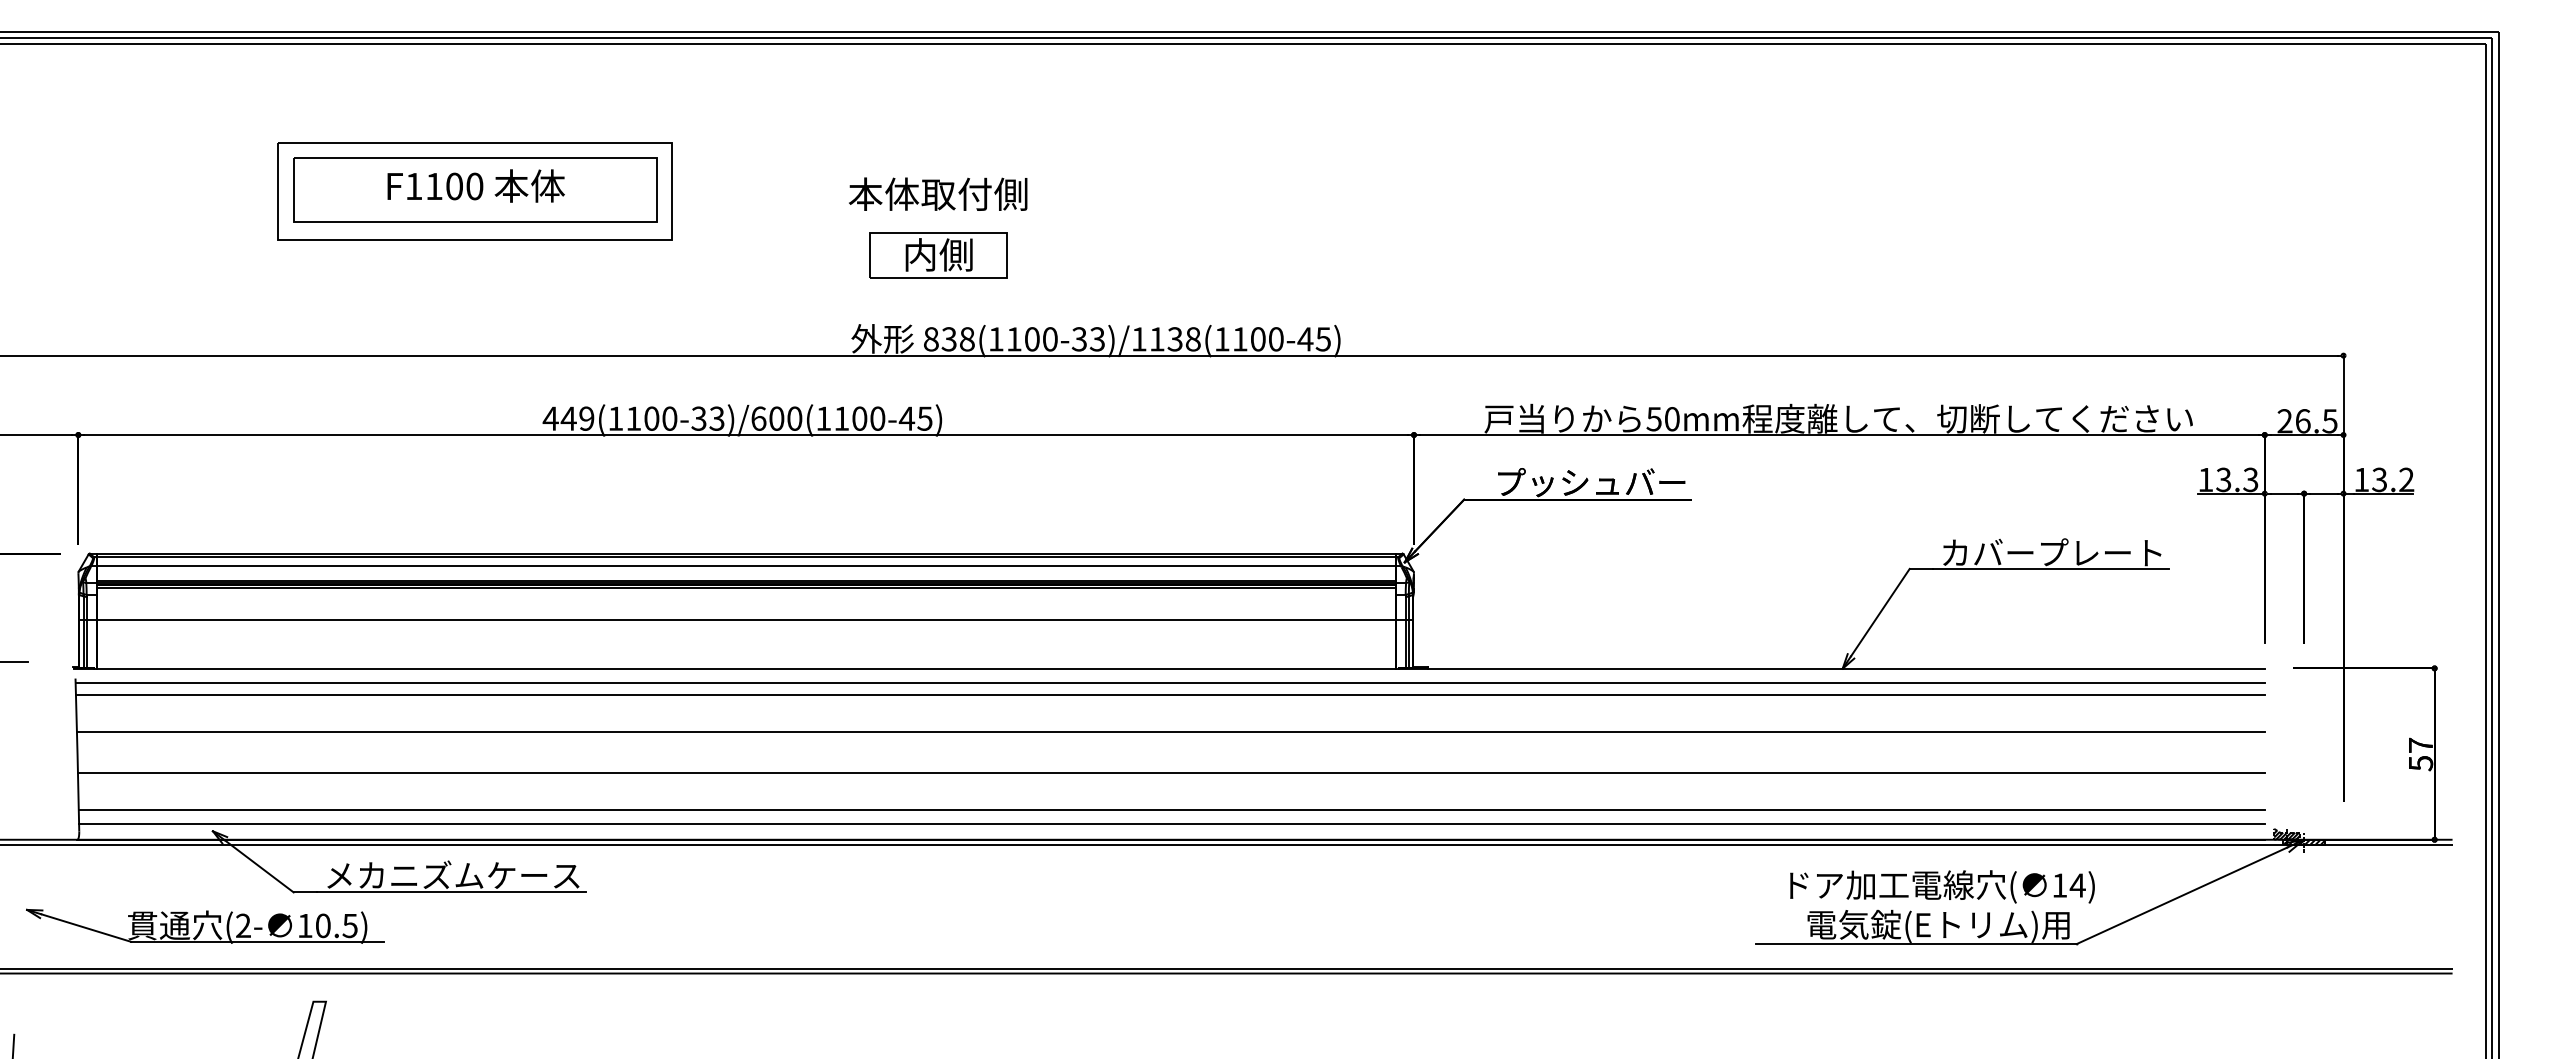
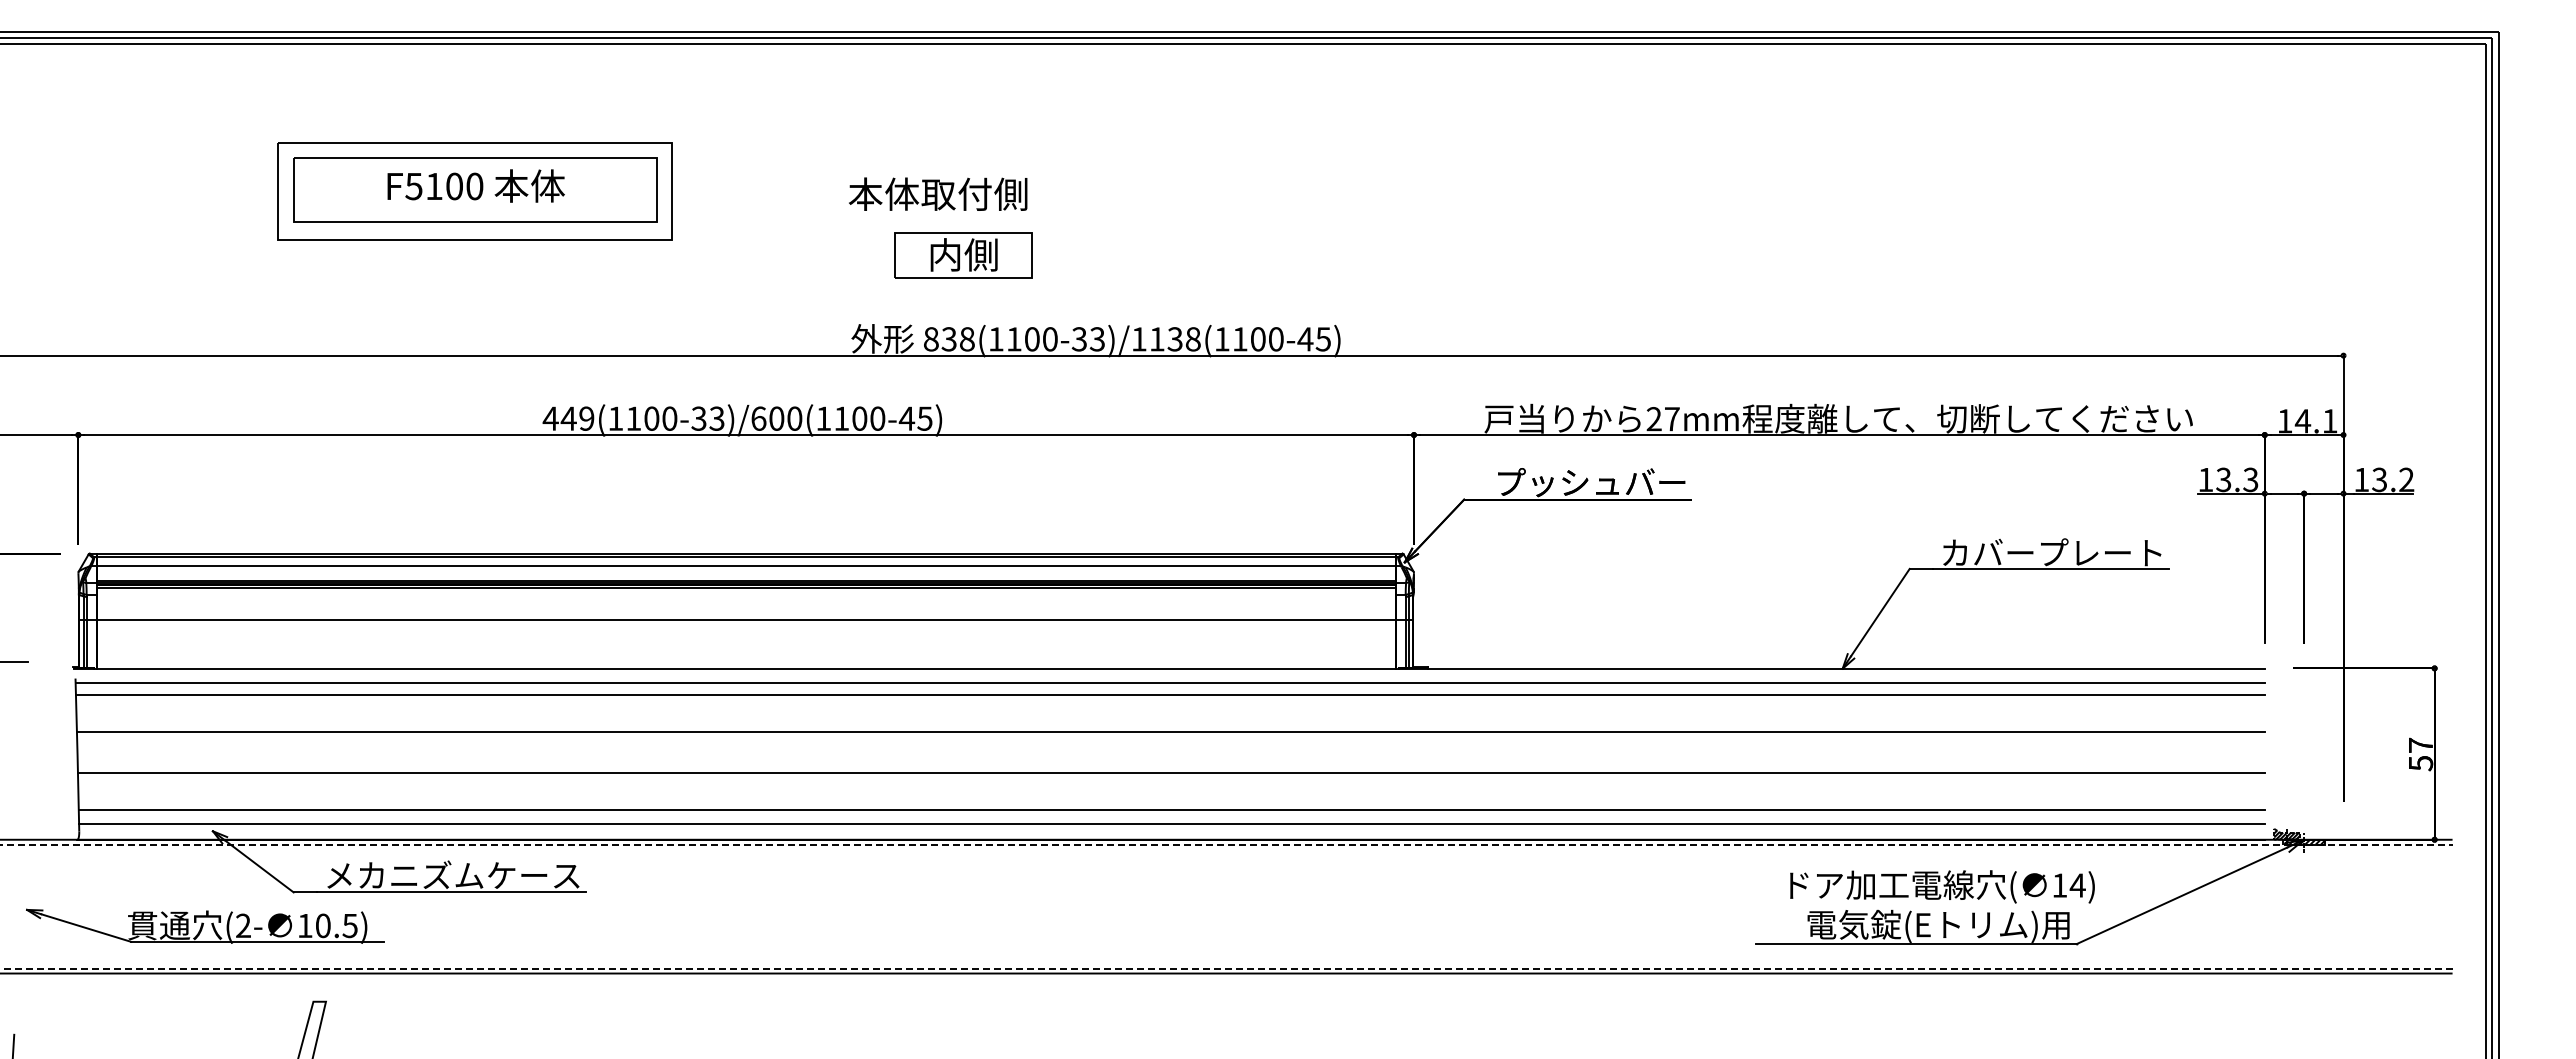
text: F1100 -> F5100 (413, 186)
part position: (938, 255) -> (963, 255) (963, 255)
text: 50mm -> 27mm (1662, 419)
text: 26.5 -> 14.1 (2307, 421)
line: solid -> dashed (0, 844)
